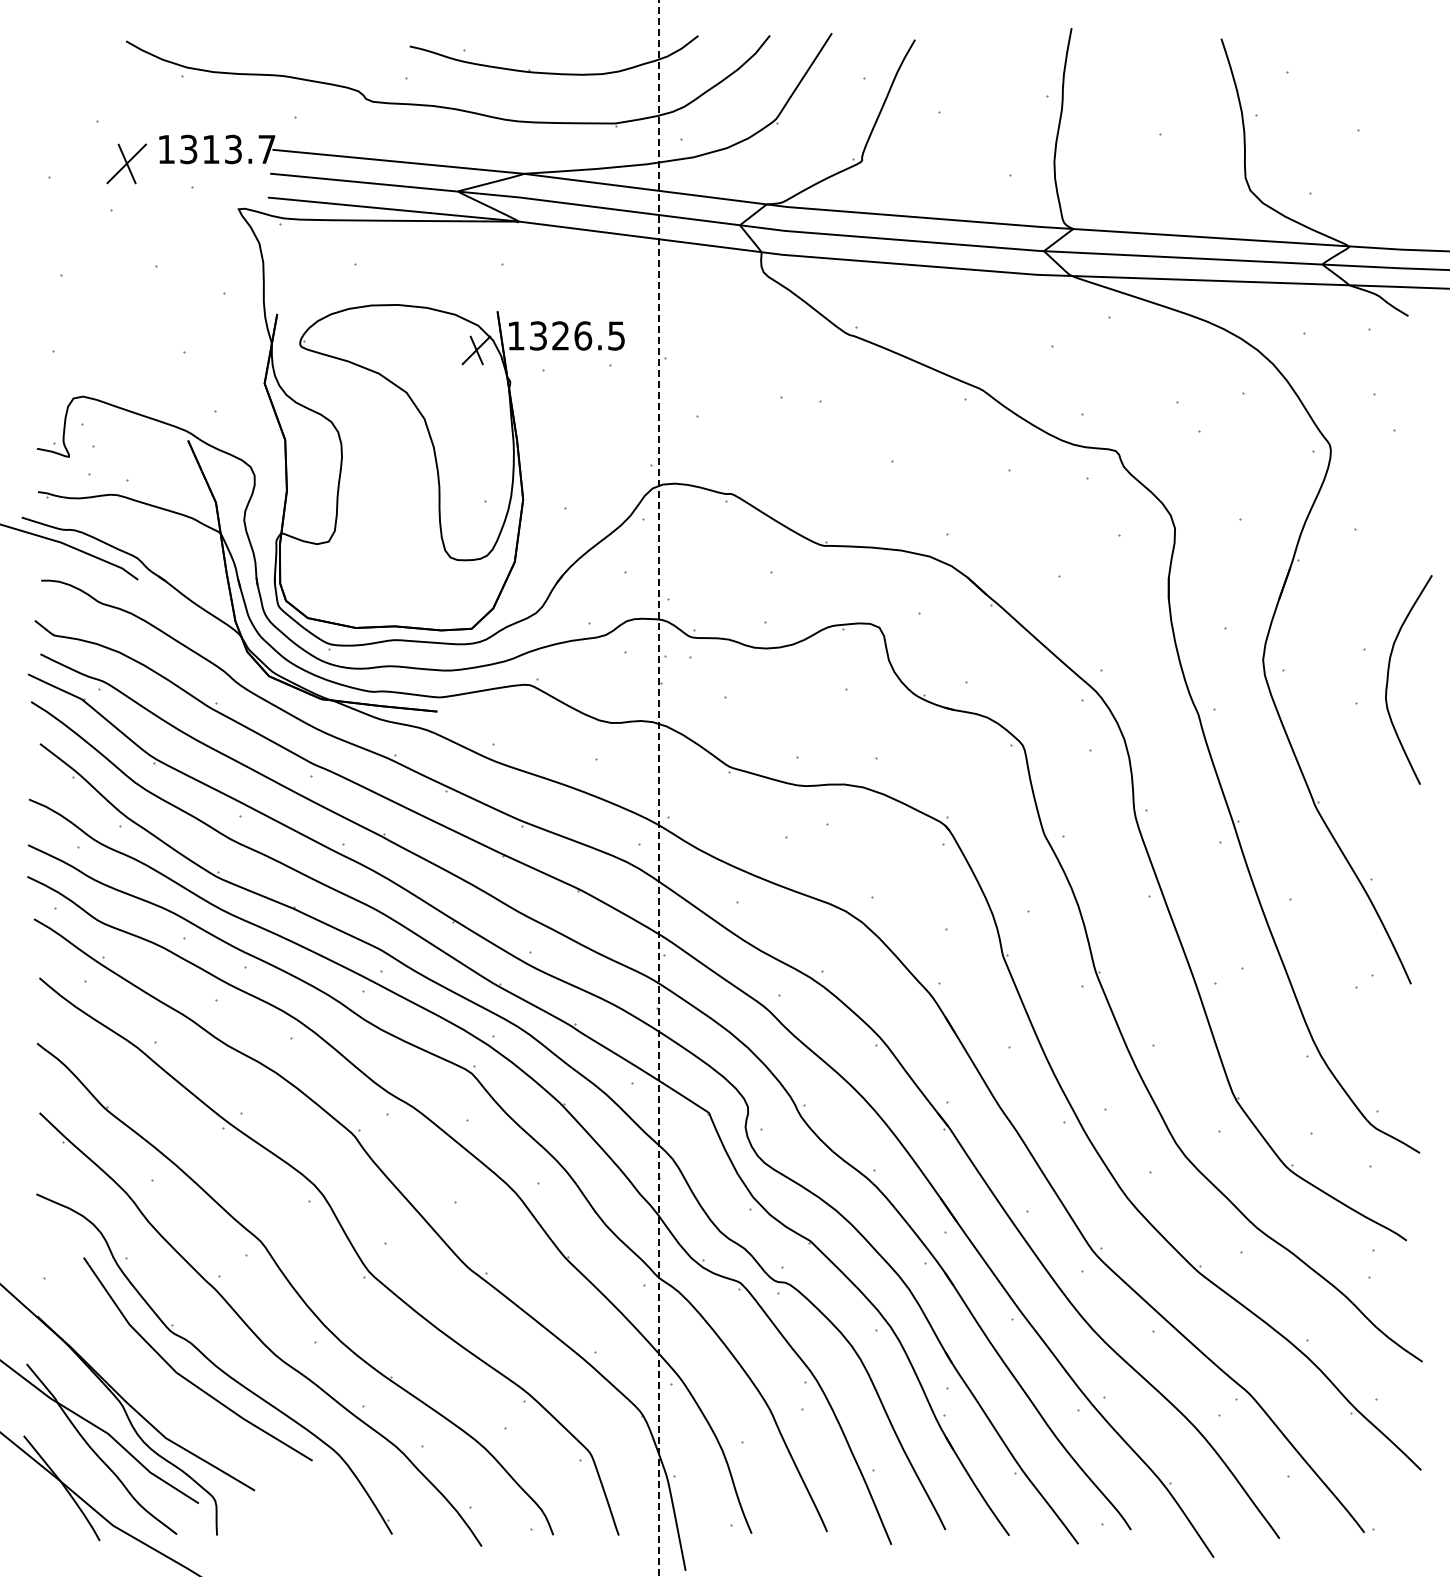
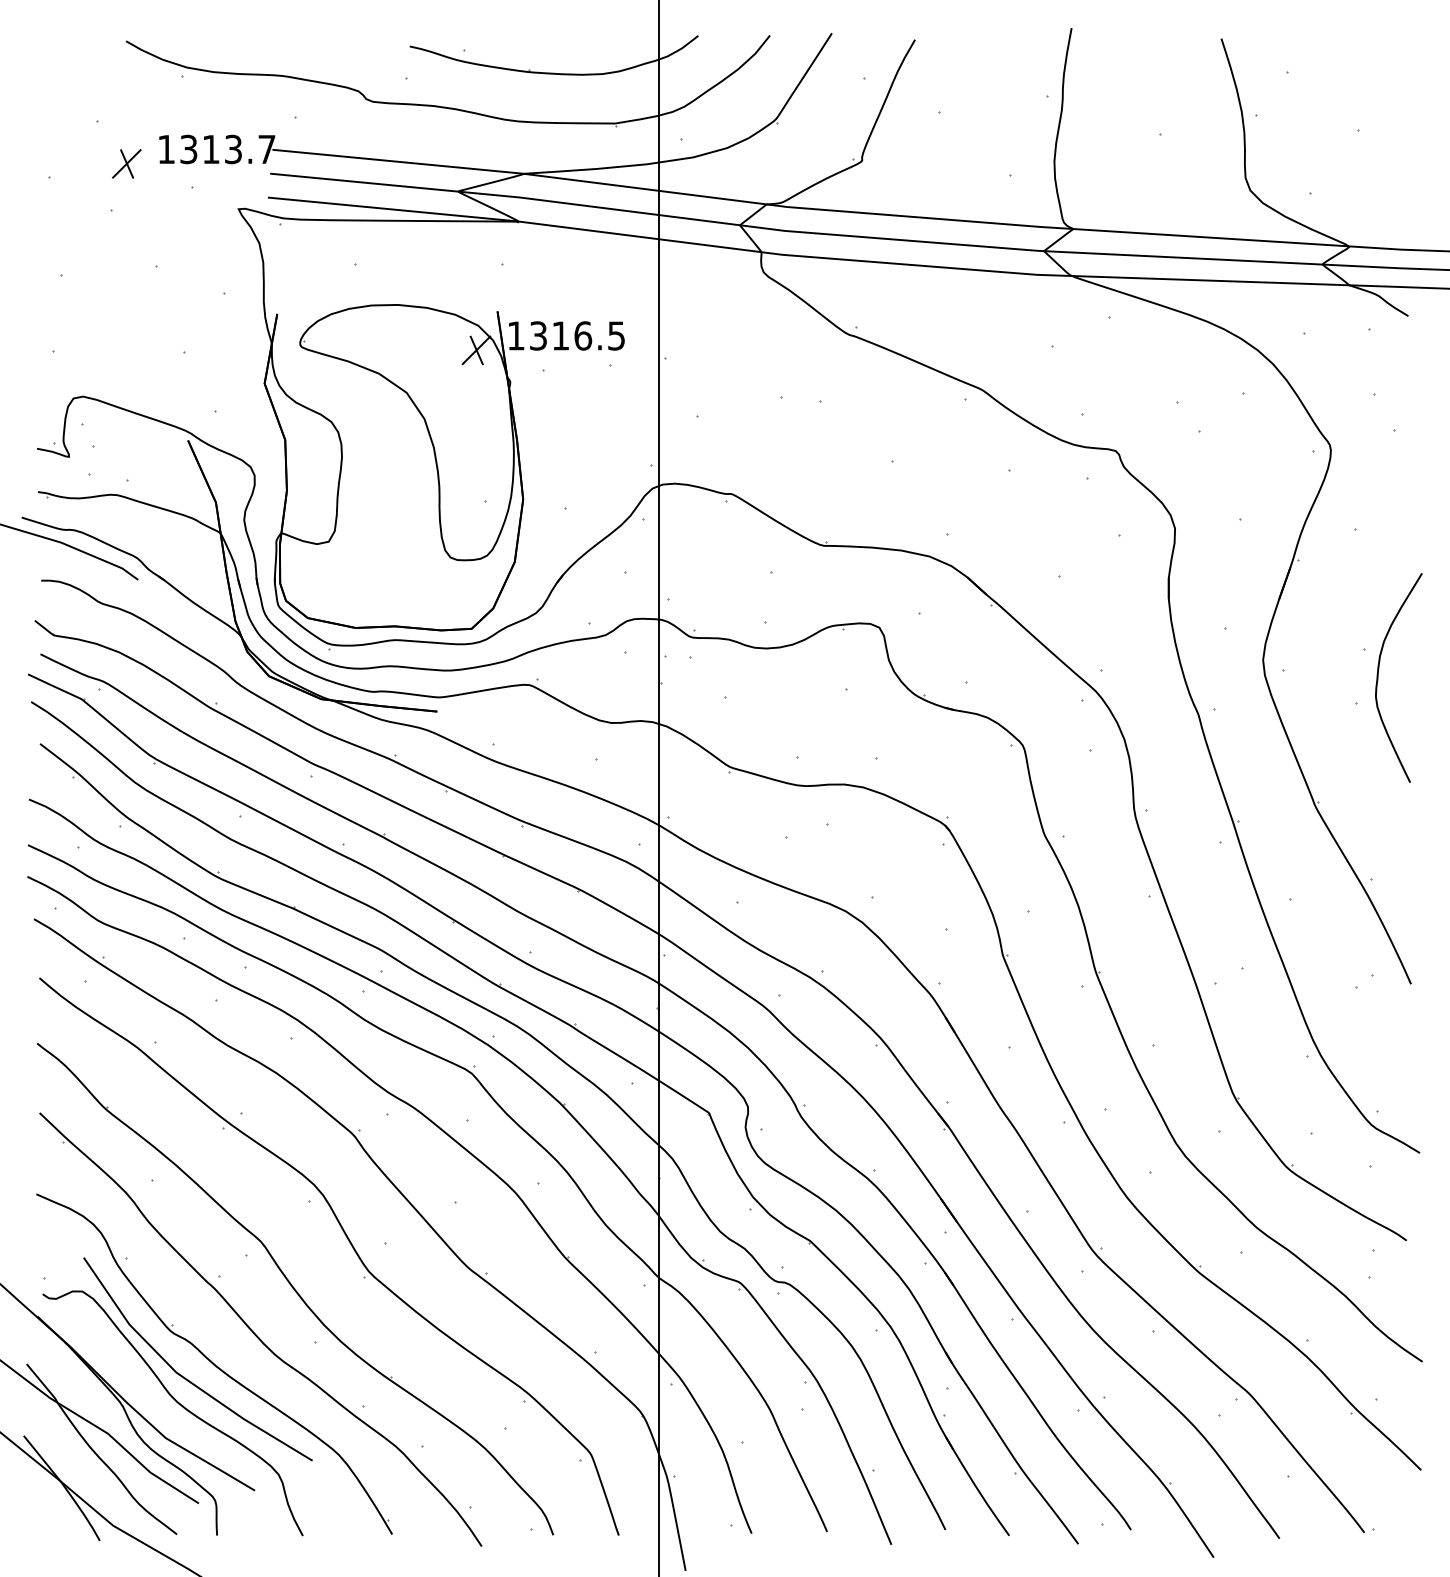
part size: 42x42 px -> 30x30 px (126, 163)
text: 1326.5 -> 1316.5 (560, 335)
curve position: (1388, 679) -> (1378, 677) (1378, 677)
line: dashed -> solid (659, 787)
curve: none -> present (179, 1405)
